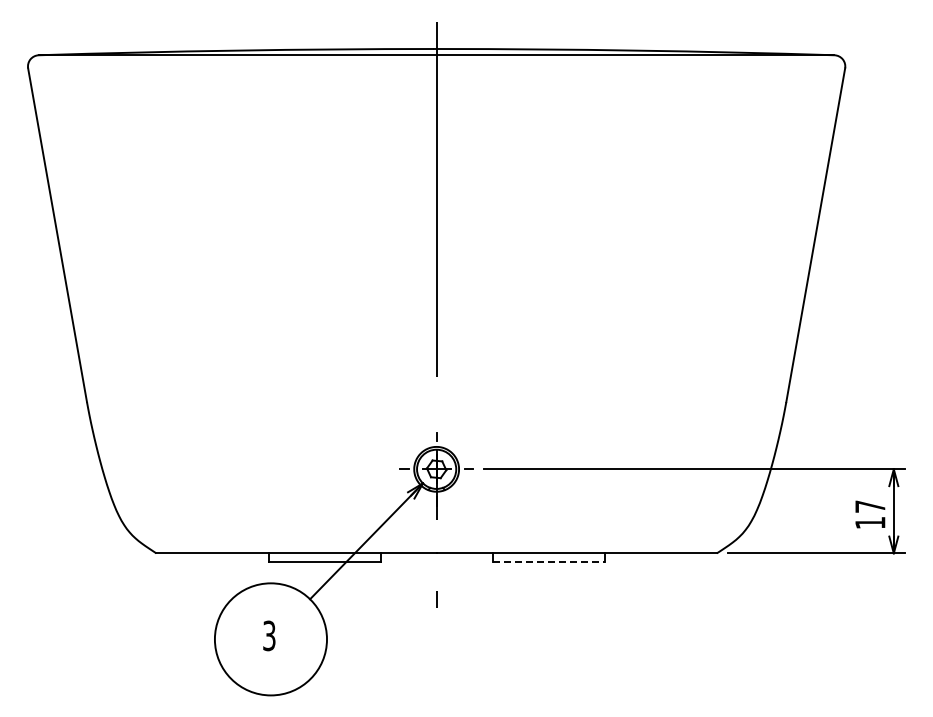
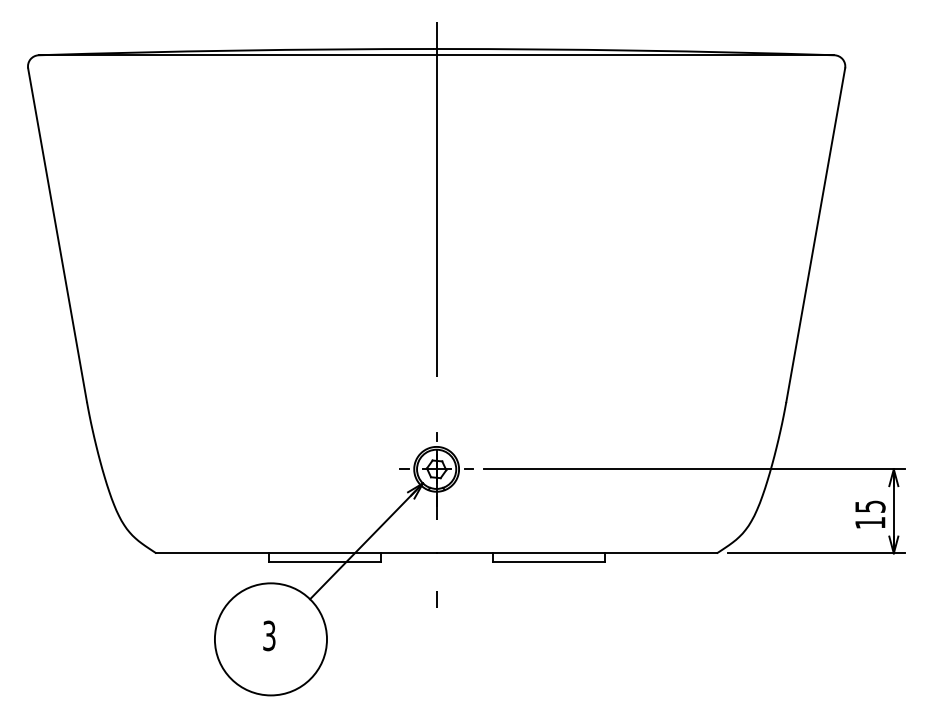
text: 17 -> 15 (870, 506)
line: dashed -> solid (549, 561)
